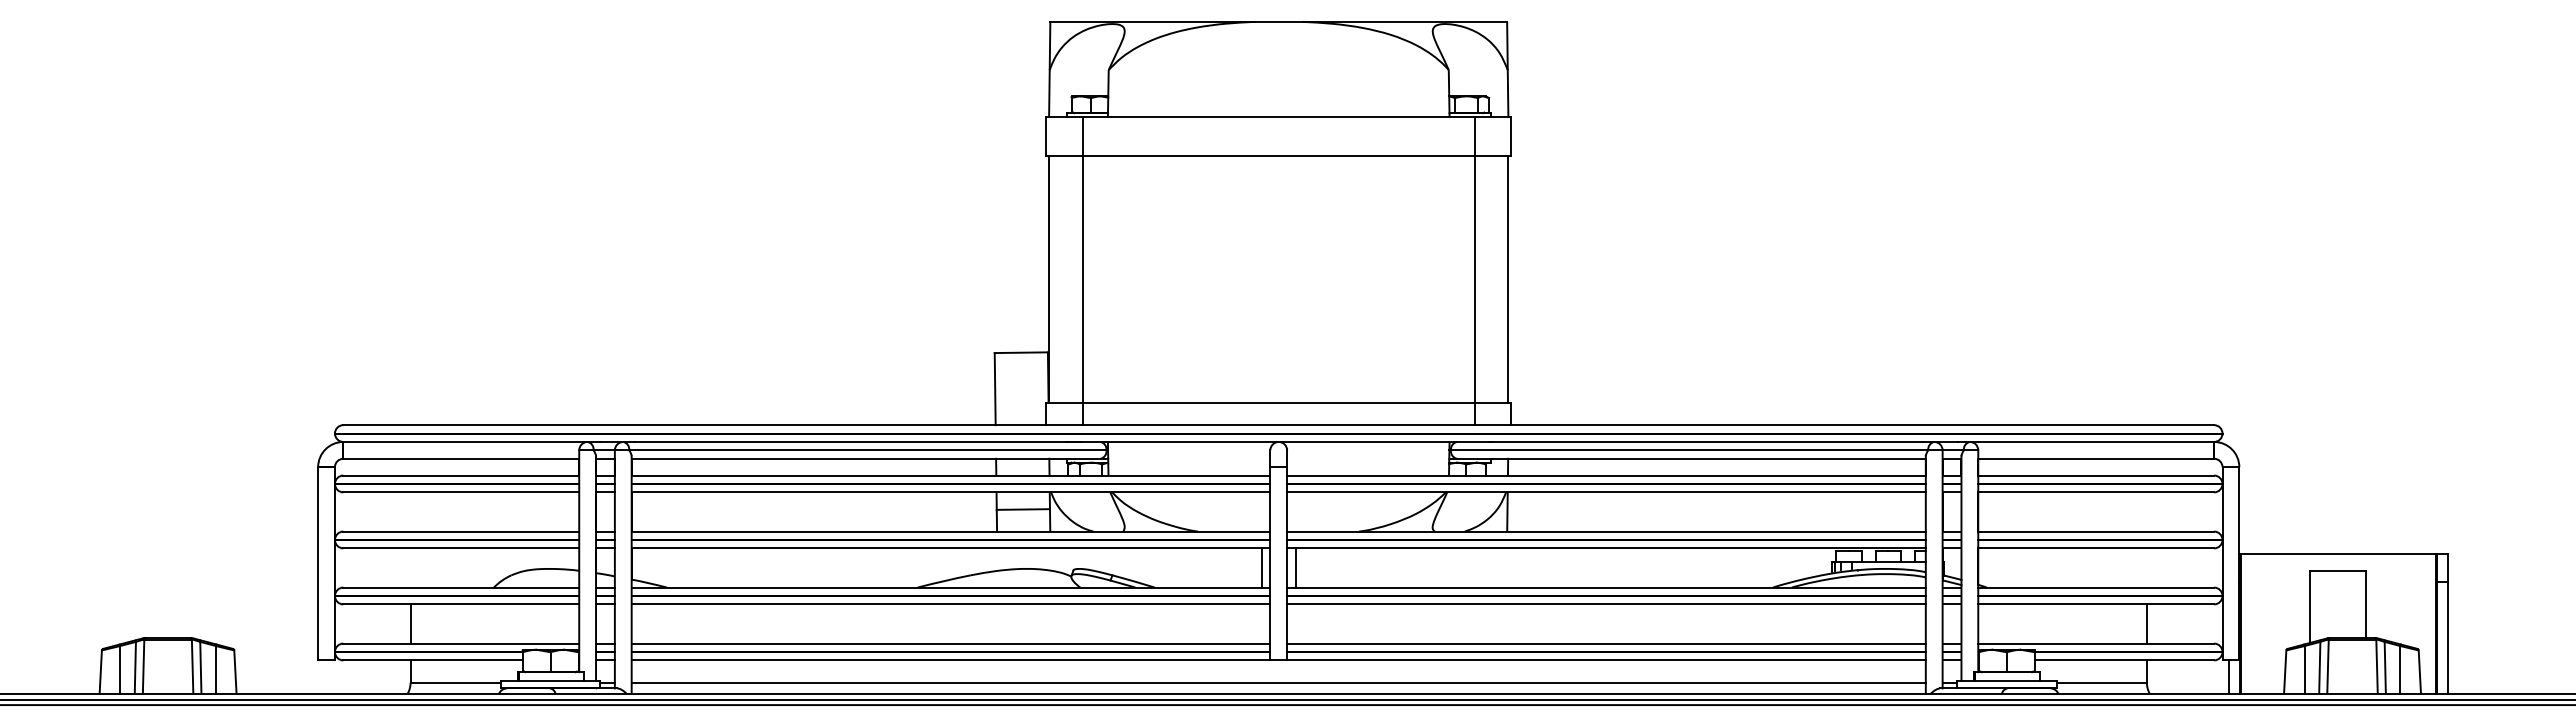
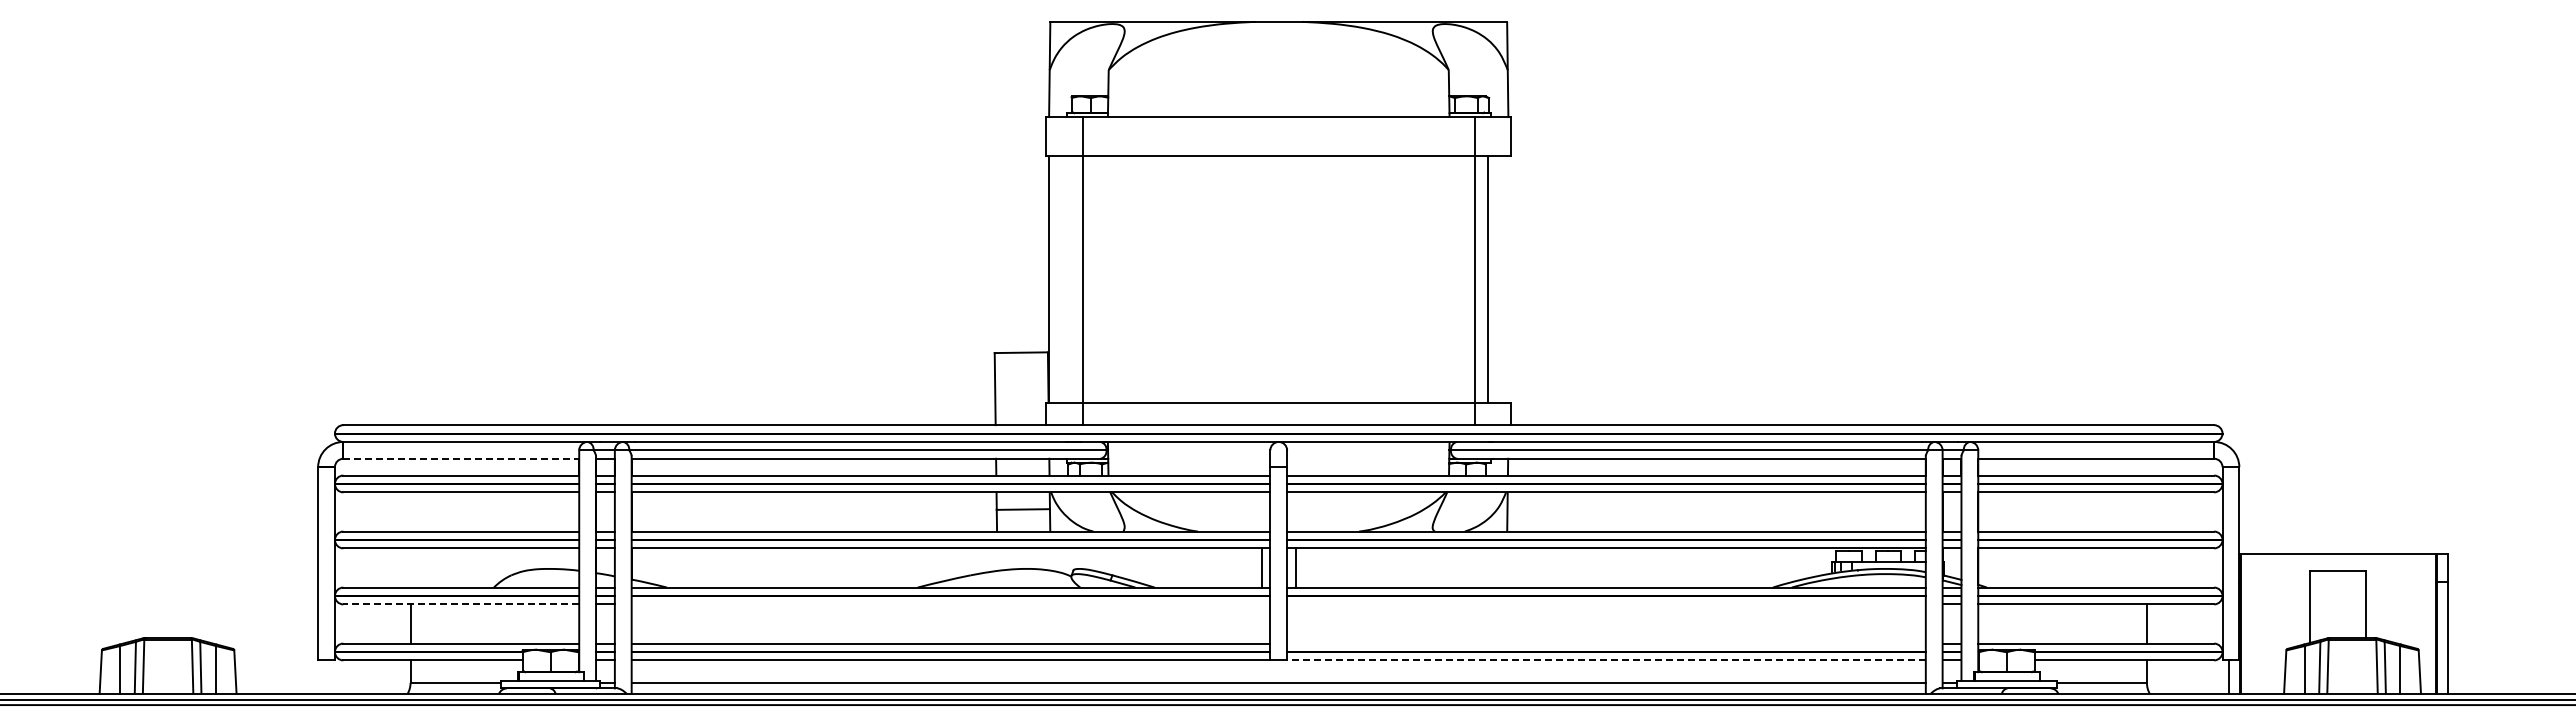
line position: (1508, 279) -> (1488, 279) (1488, 279)
line: solid -> dashed (461, 458)
line: solid -> dashed (461, 604)
line: present -> none (950, 604)
line: present -> none (1606, 604)
line: present -> none (1606, 643)
line: solid -> dashed (1605, 660)
